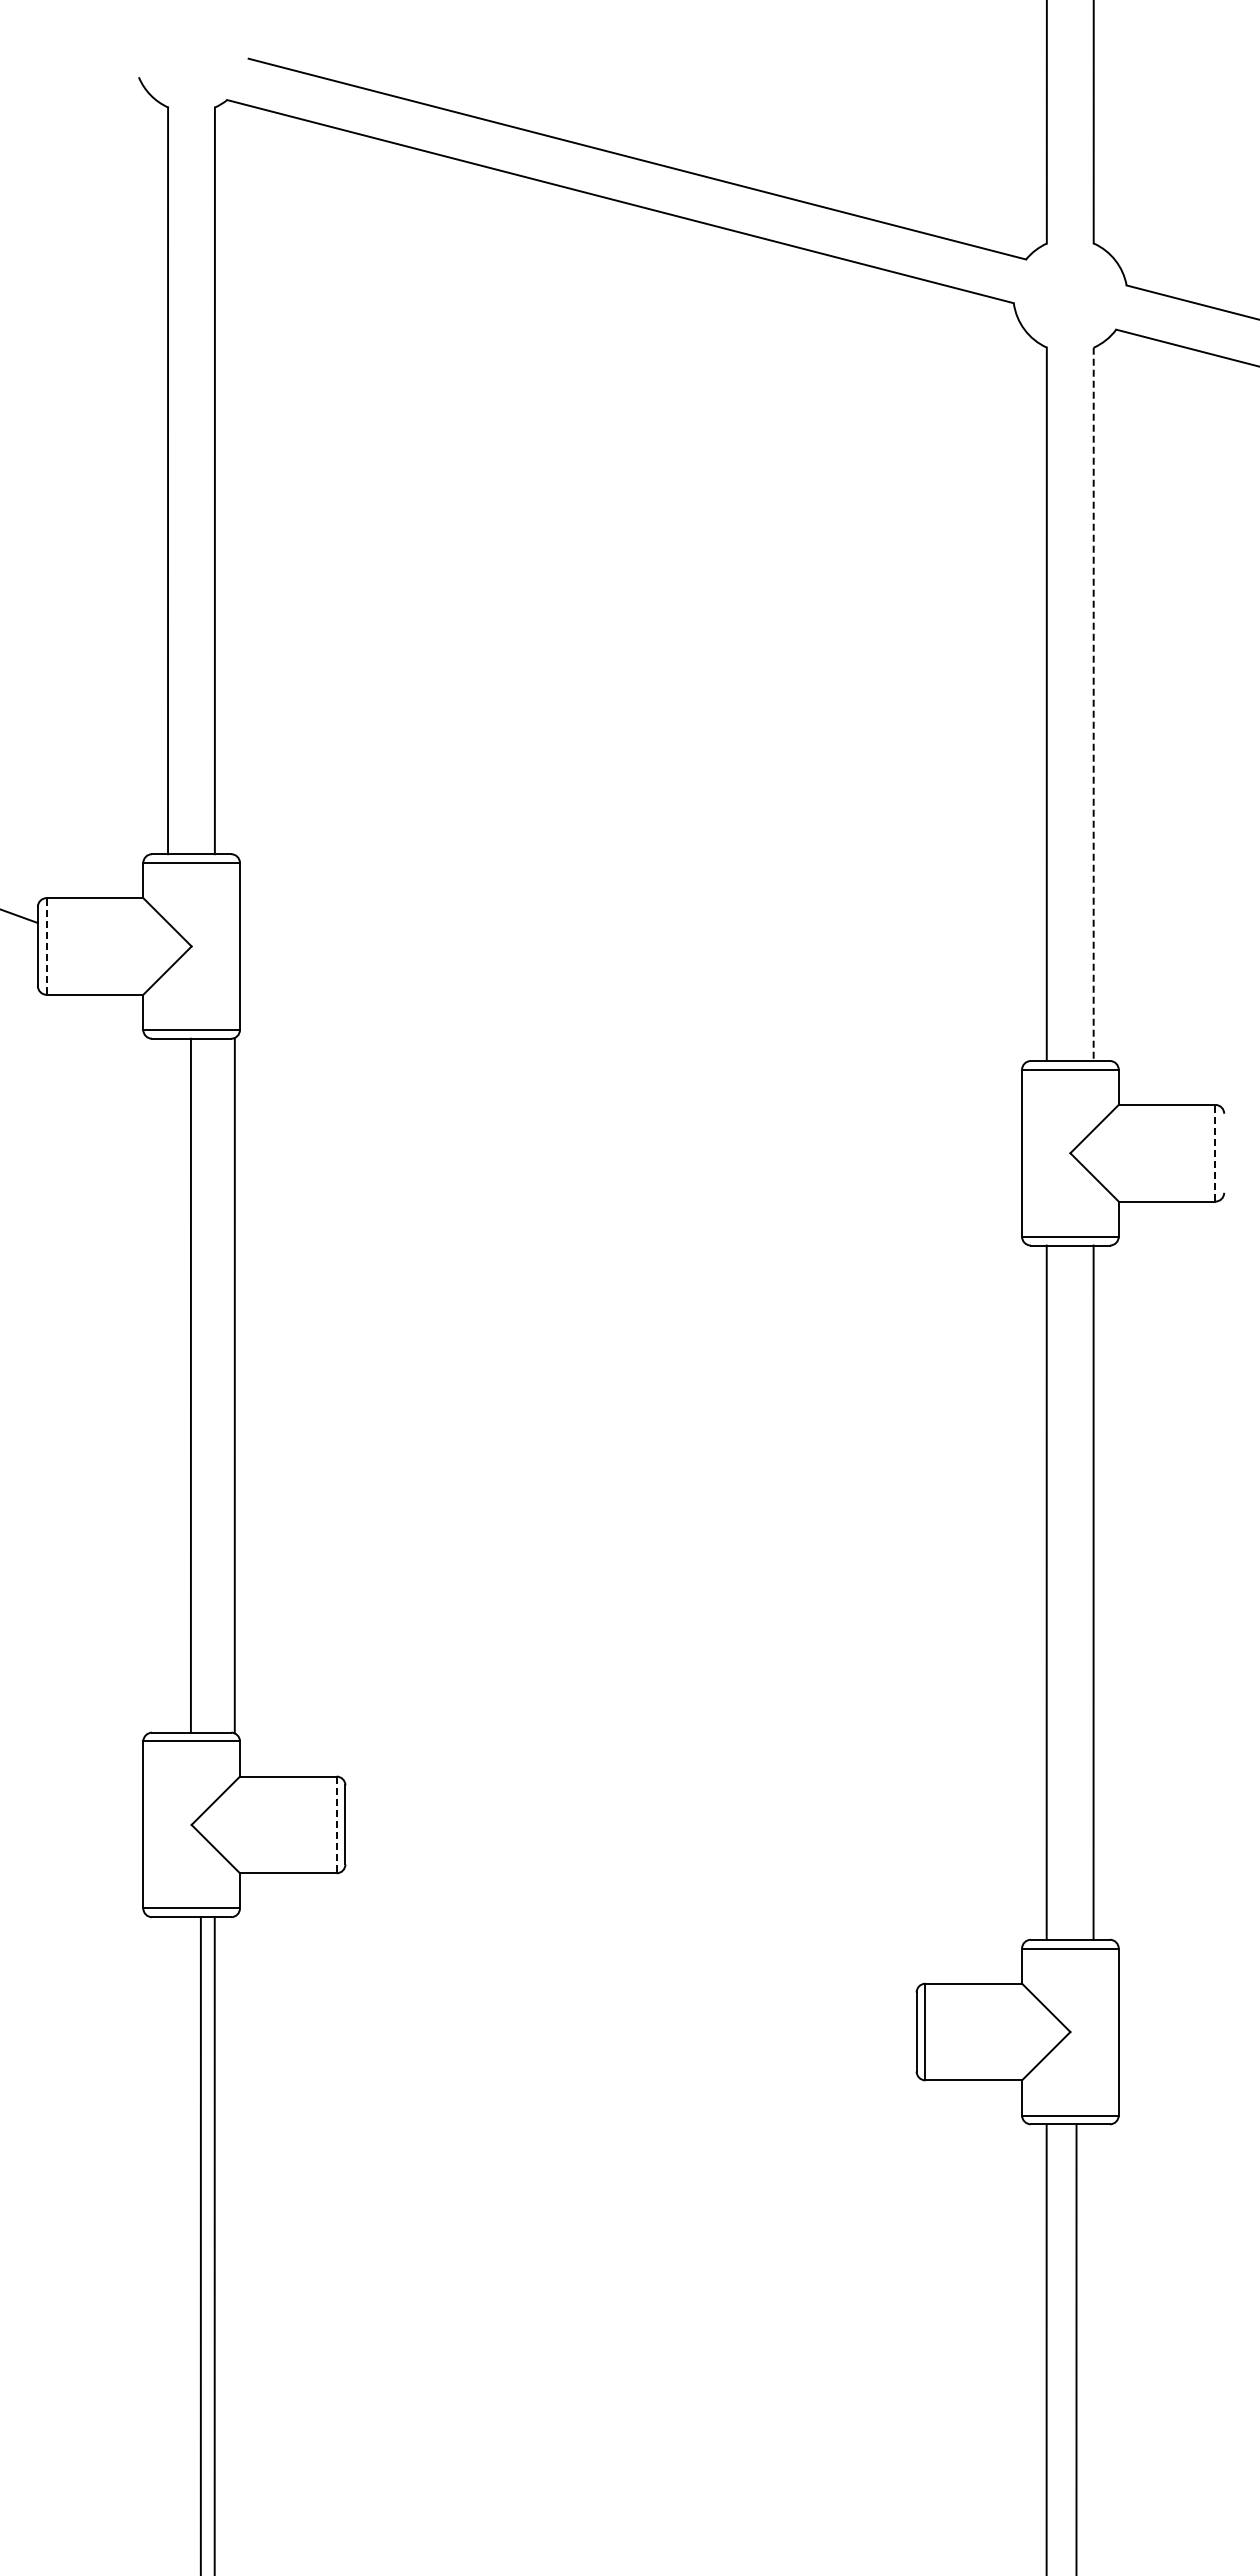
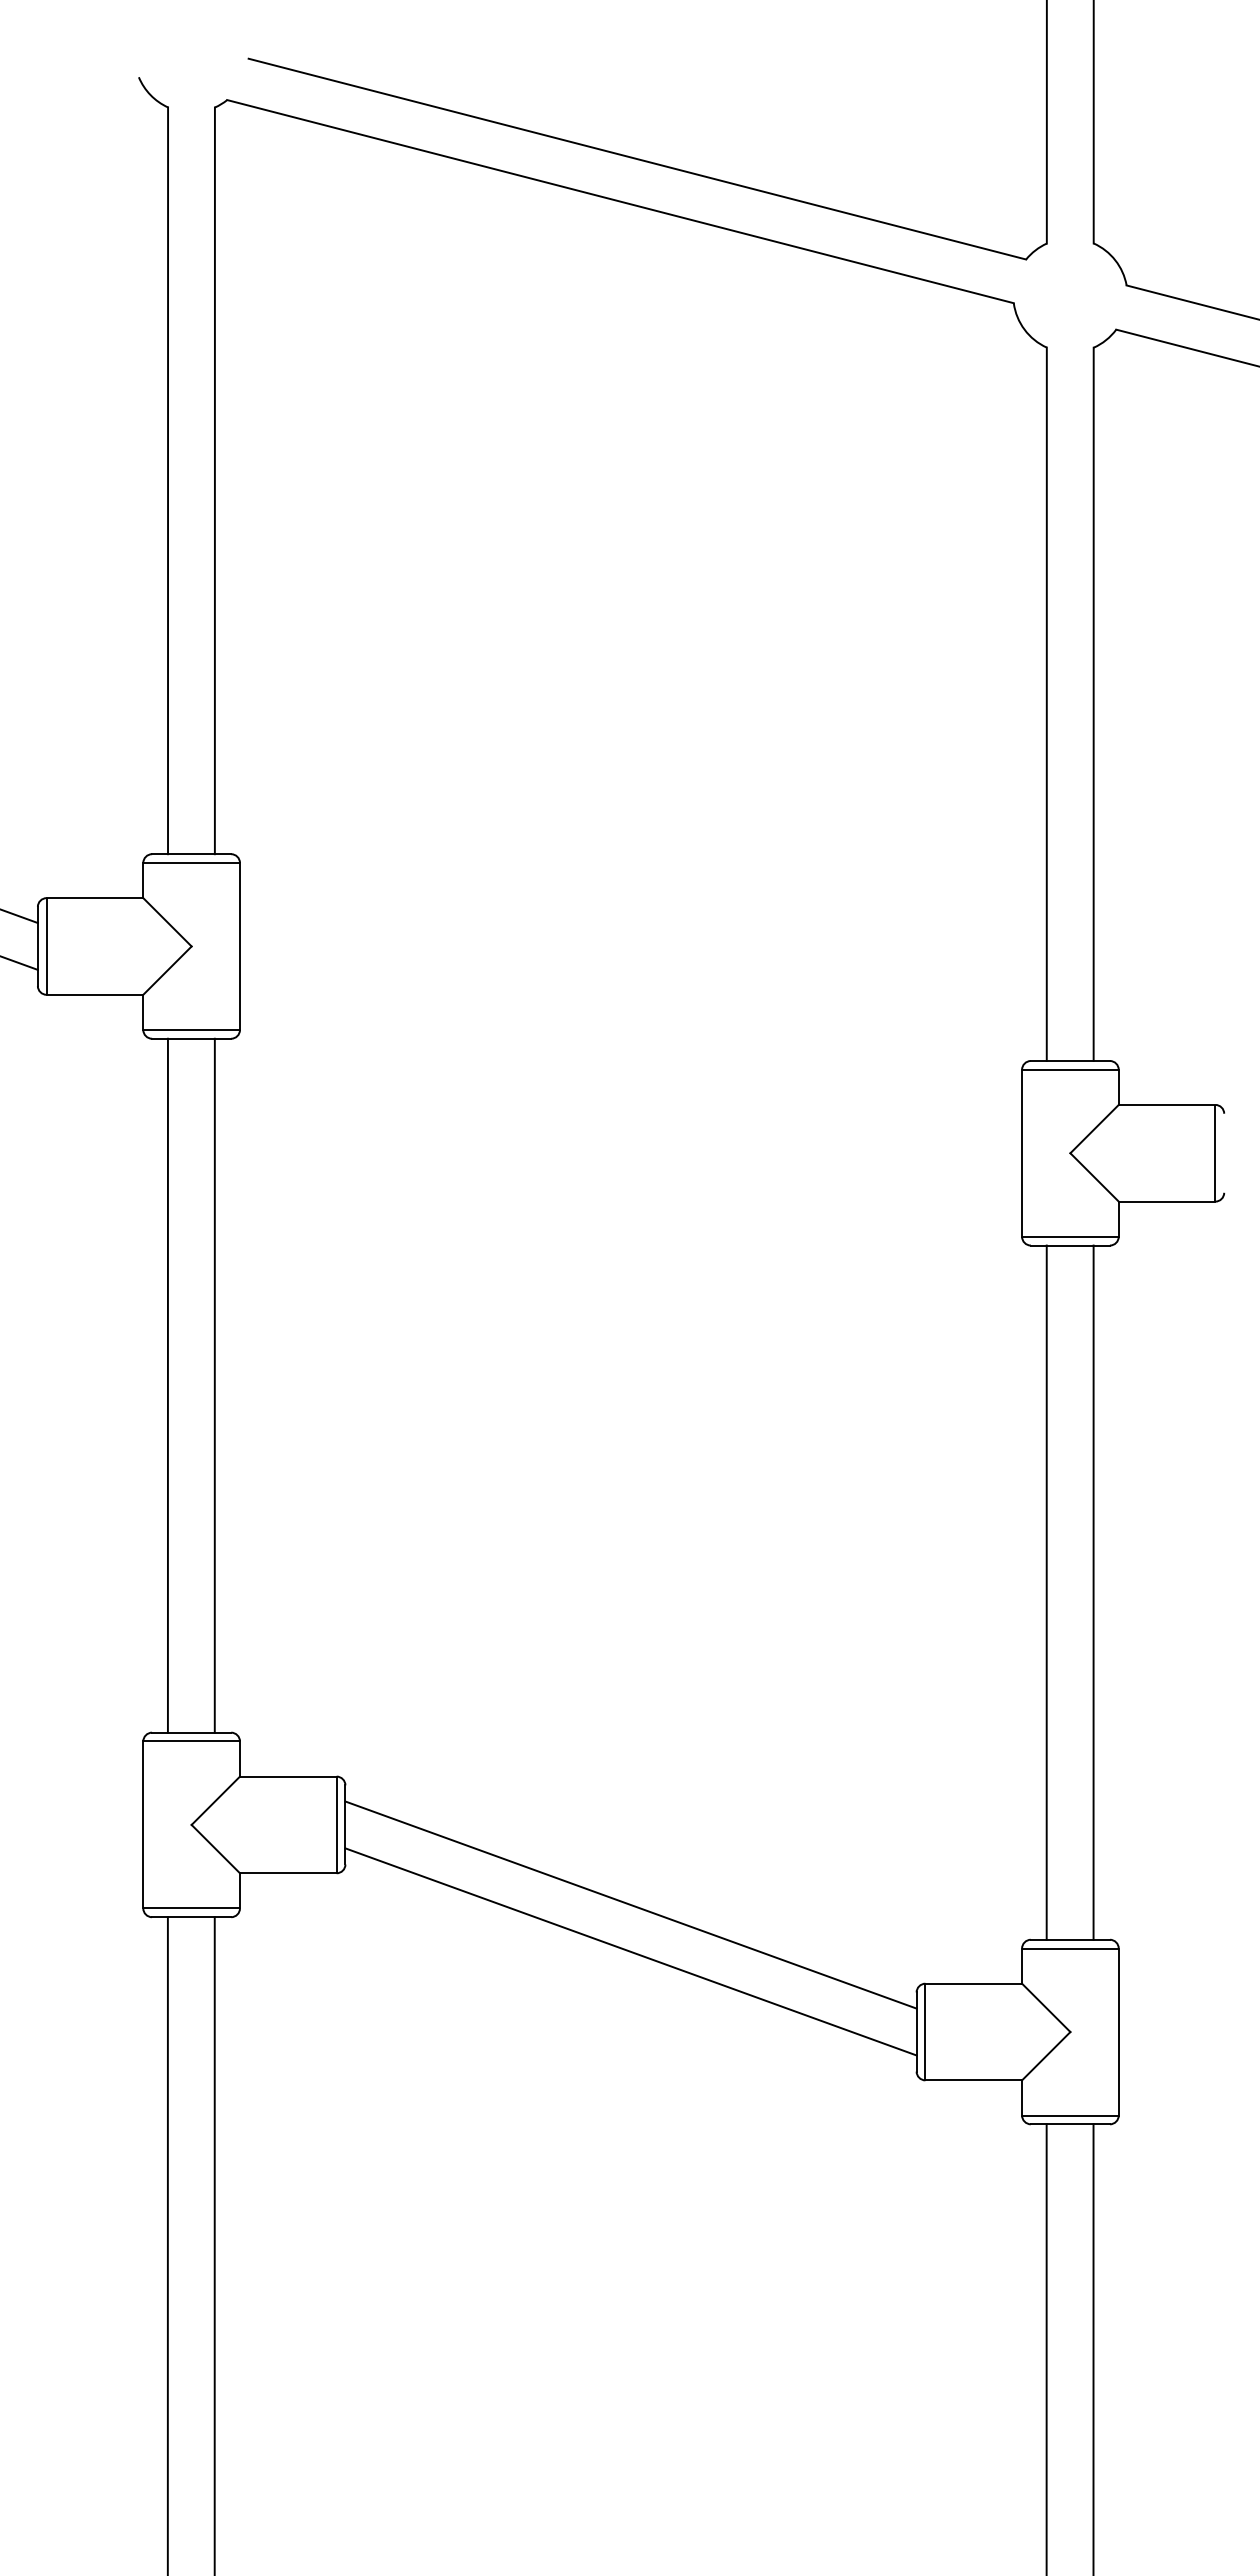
line: dashed -> solid (1093, 704)
line: dashed -> solid (46, 946)
line: none -> present (19, 962)
line: dashed -> solid (1215, 1153)
line position: (190, 1385) -> (167, 1385) (167, 1385)
line position: (234, 1385) -> (214, 1385) (214, 1385)
line: dashed -> solid (336, 1824)
line: none -> present (630, 1904)
line: none -> present (630, 1951)
line position: (200, 2244) -> (167, 2244) (167, 2244)
line position: (1076, 2348) -> (1093, 2348) (1093, 2348)
